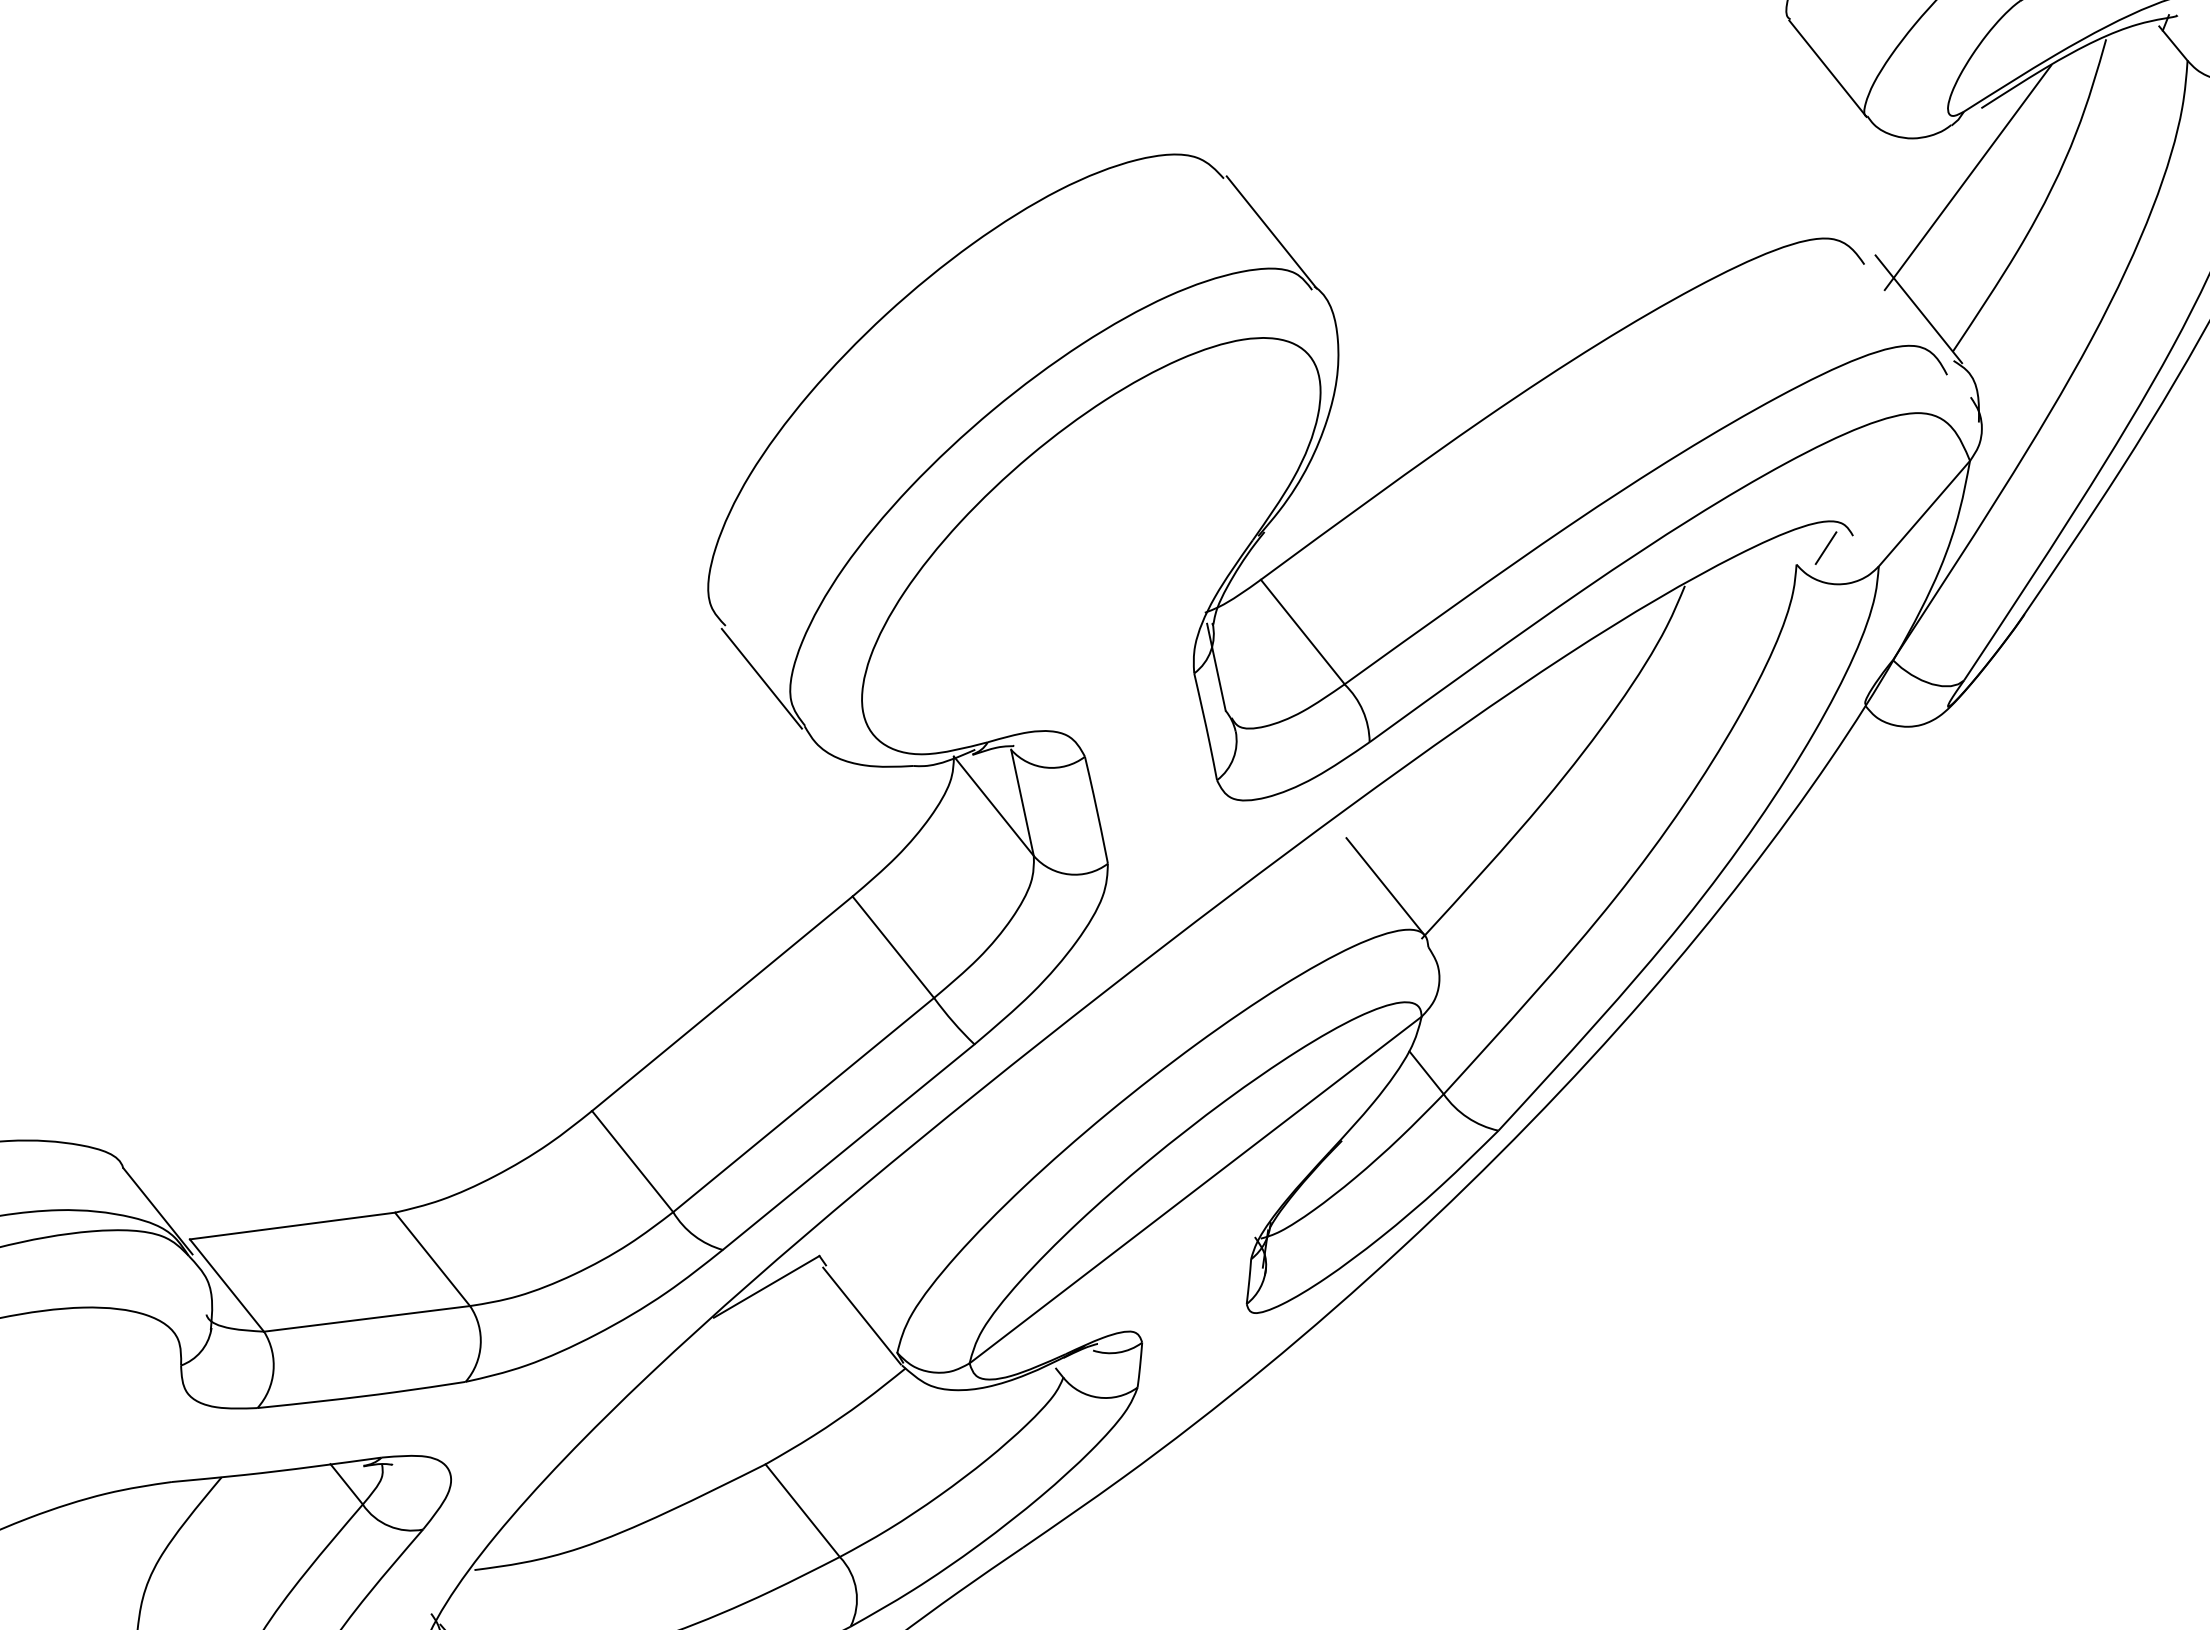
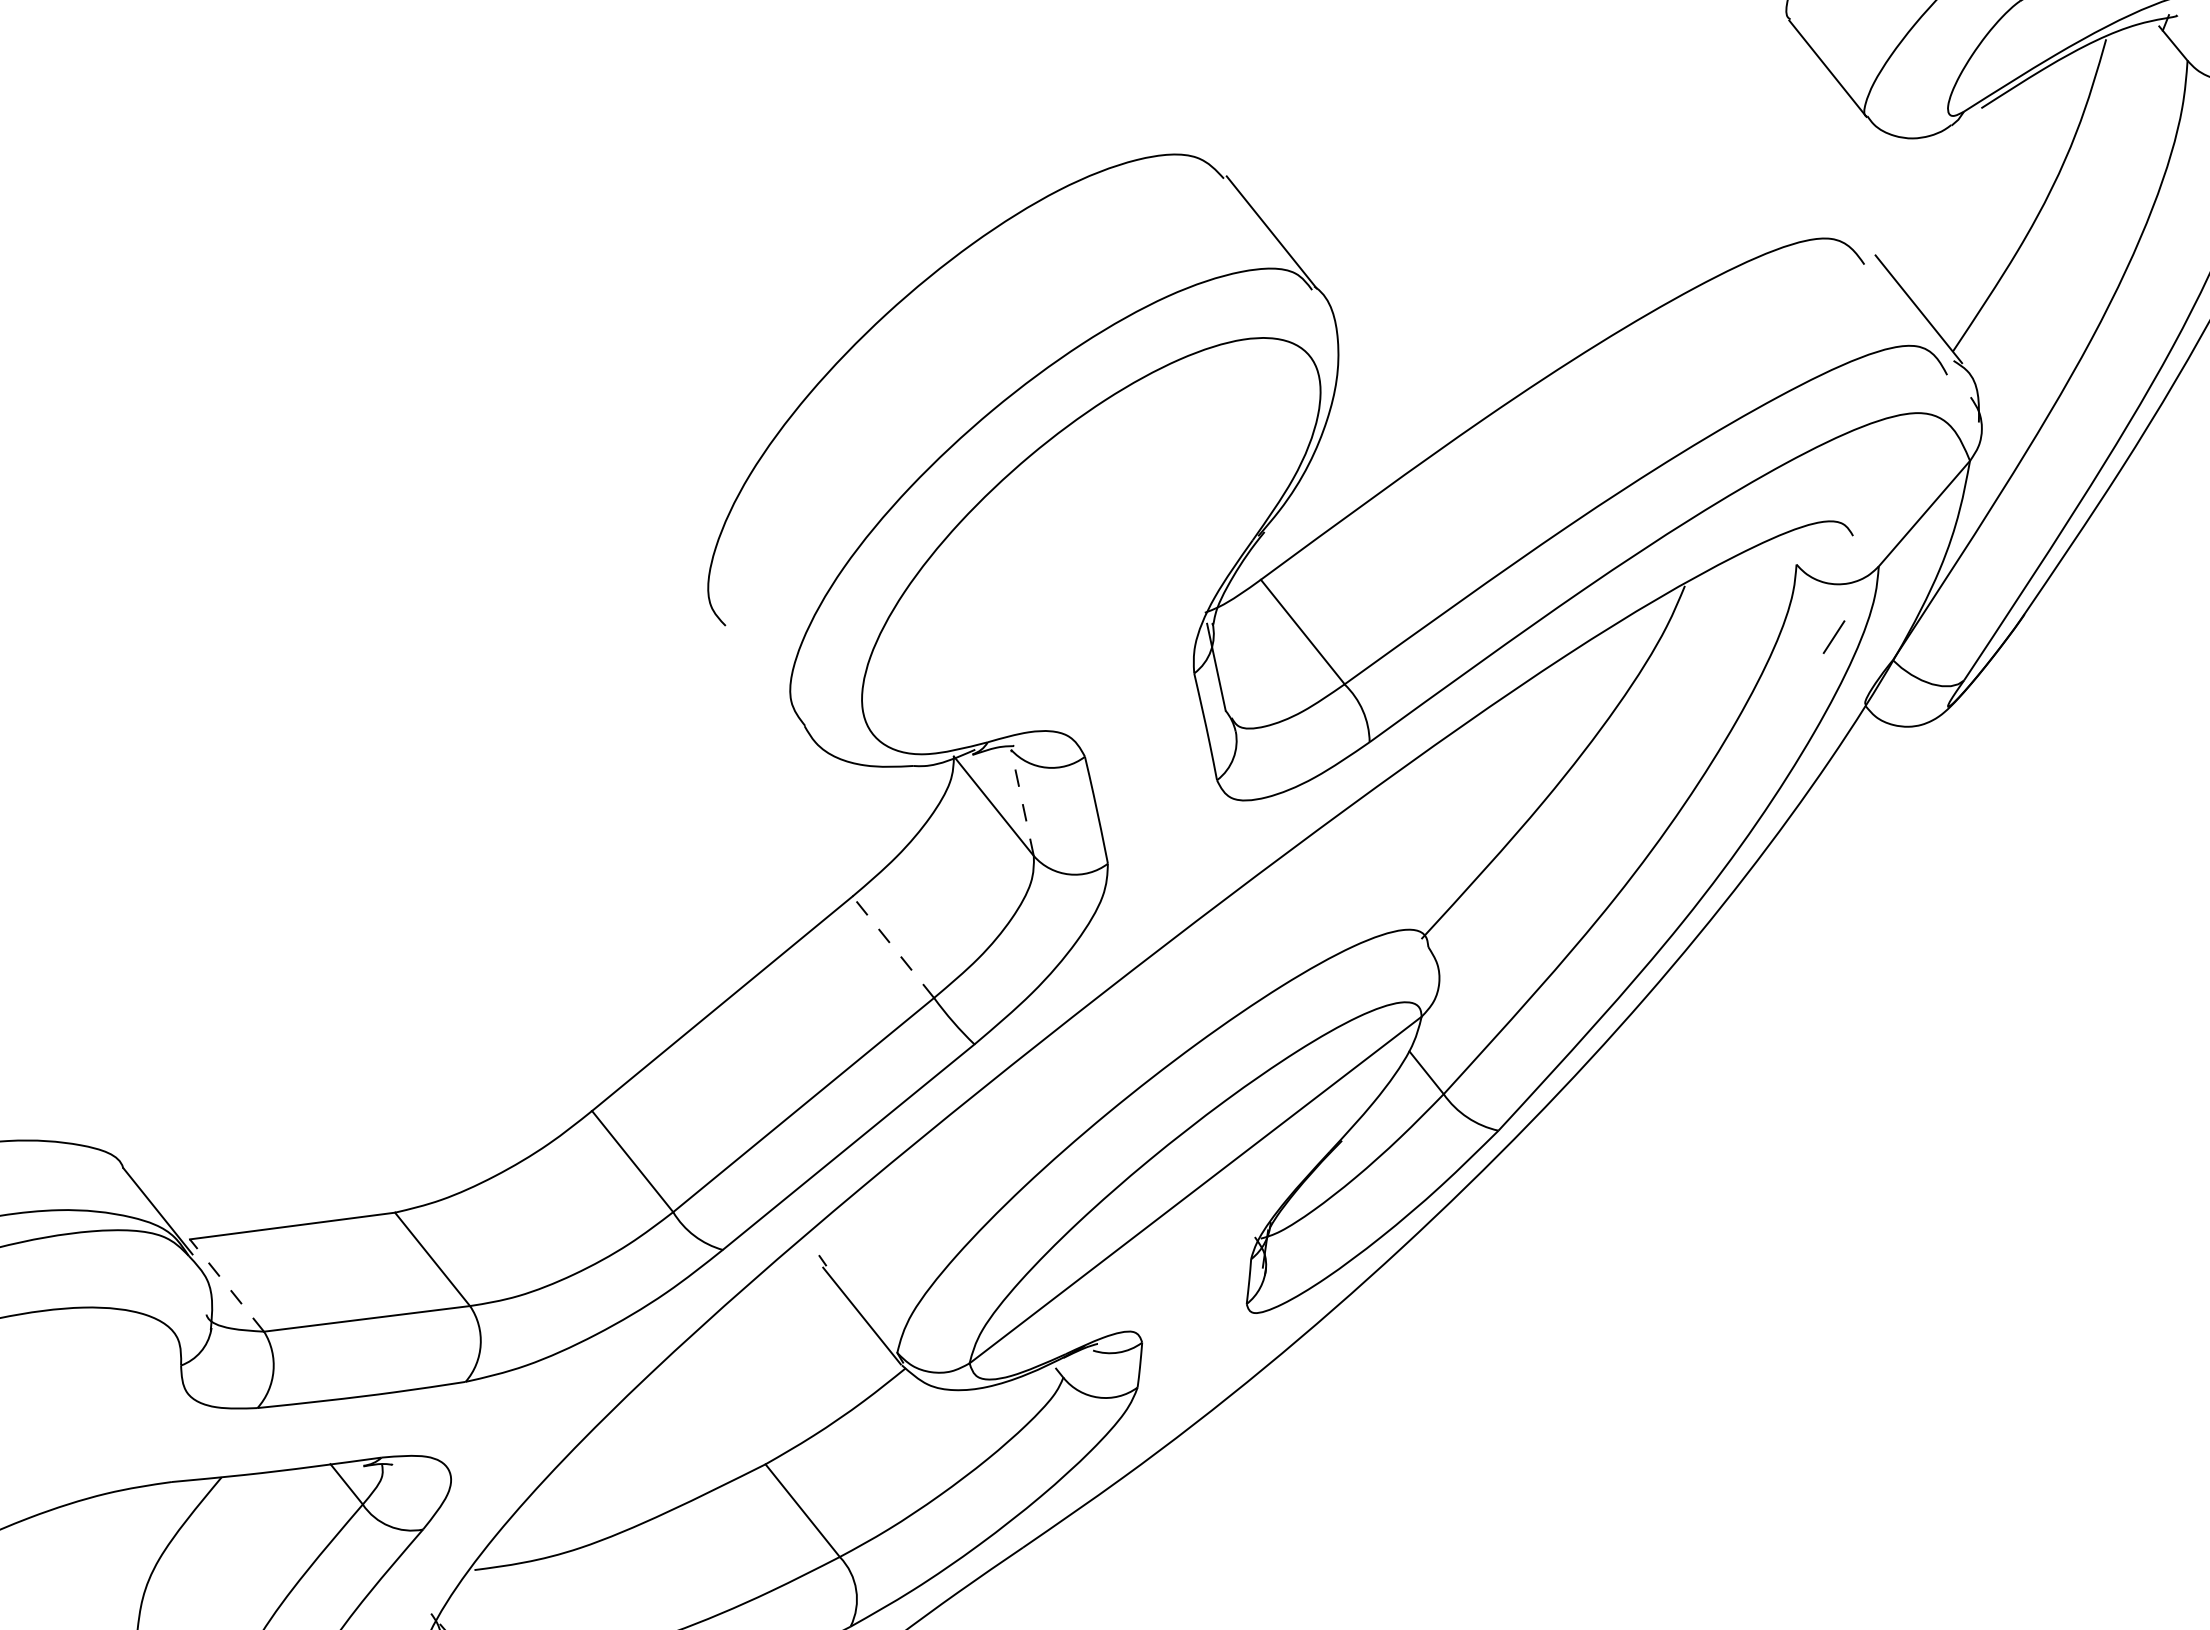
line: present -> none (1967, 177)
line position: (1825, 547) -> (1833, 636) (1833, 636)
line: present -> none (761, 678)
line: solid -> dashed (1022, 802)
line: present -> none (1385, 886)
line: solid -> dashed (893, 946)
line: solid -> dashed (226, 1285)
line: present -> none (766, 1286)
